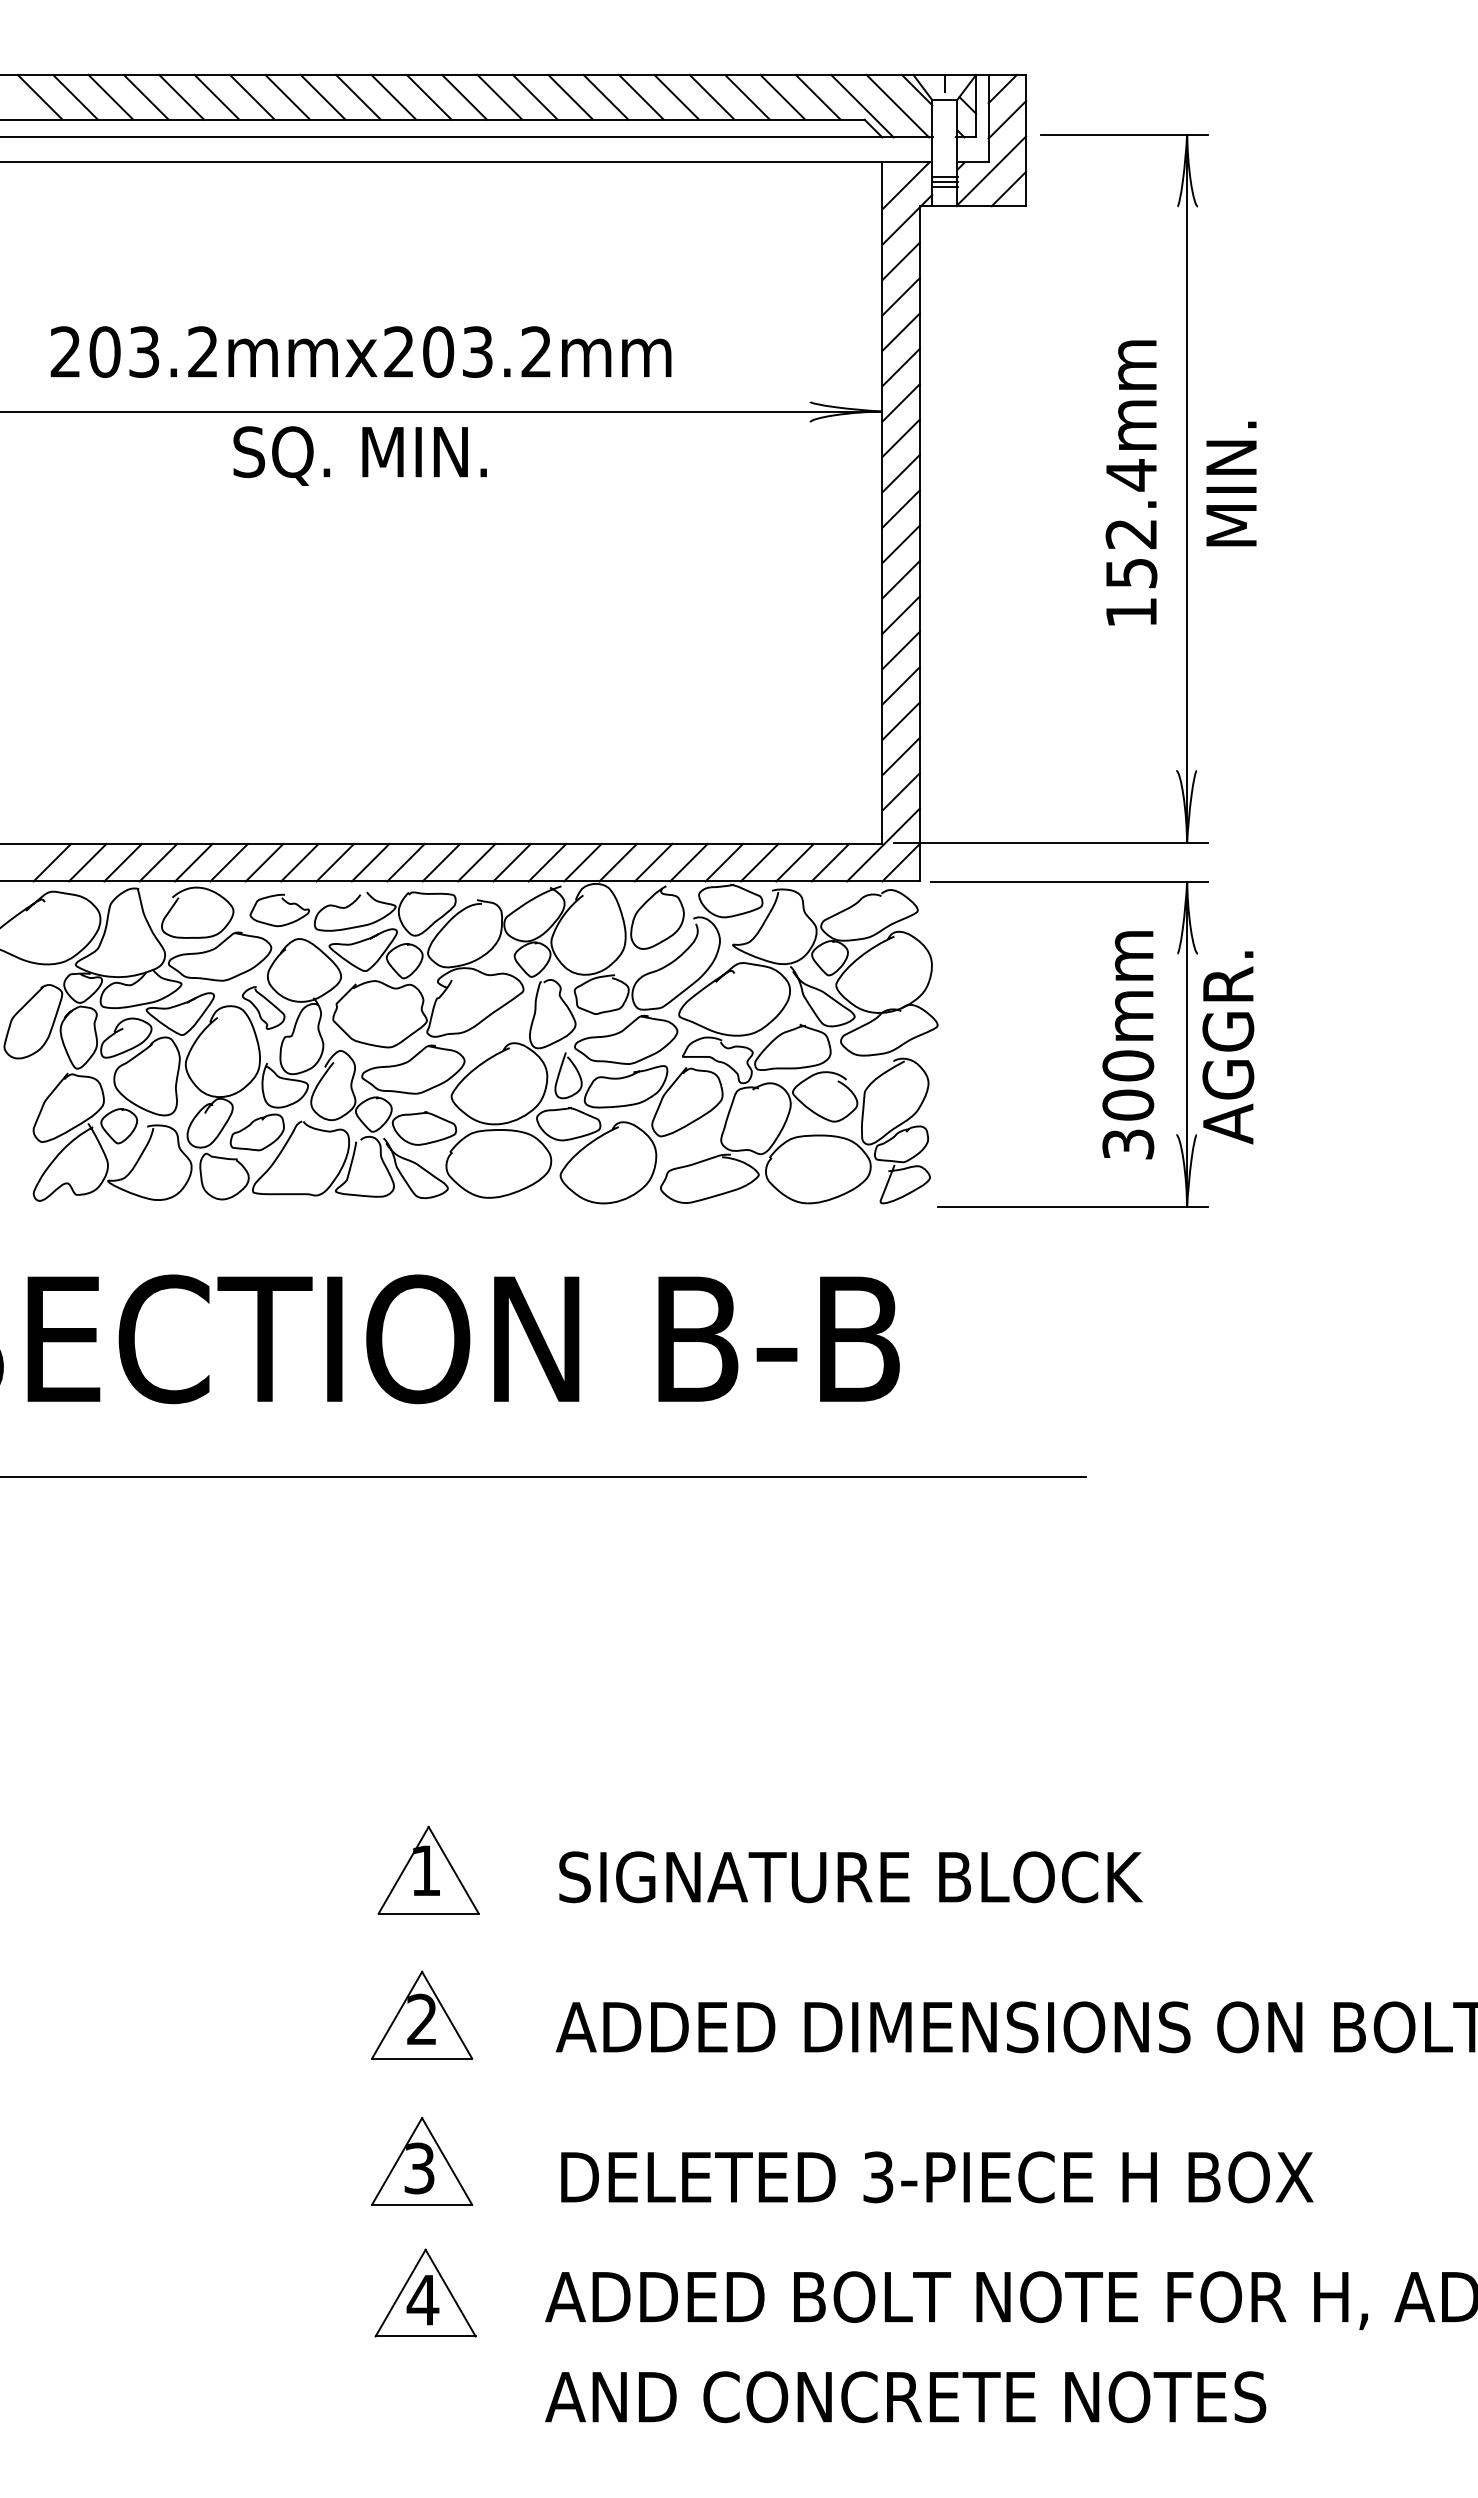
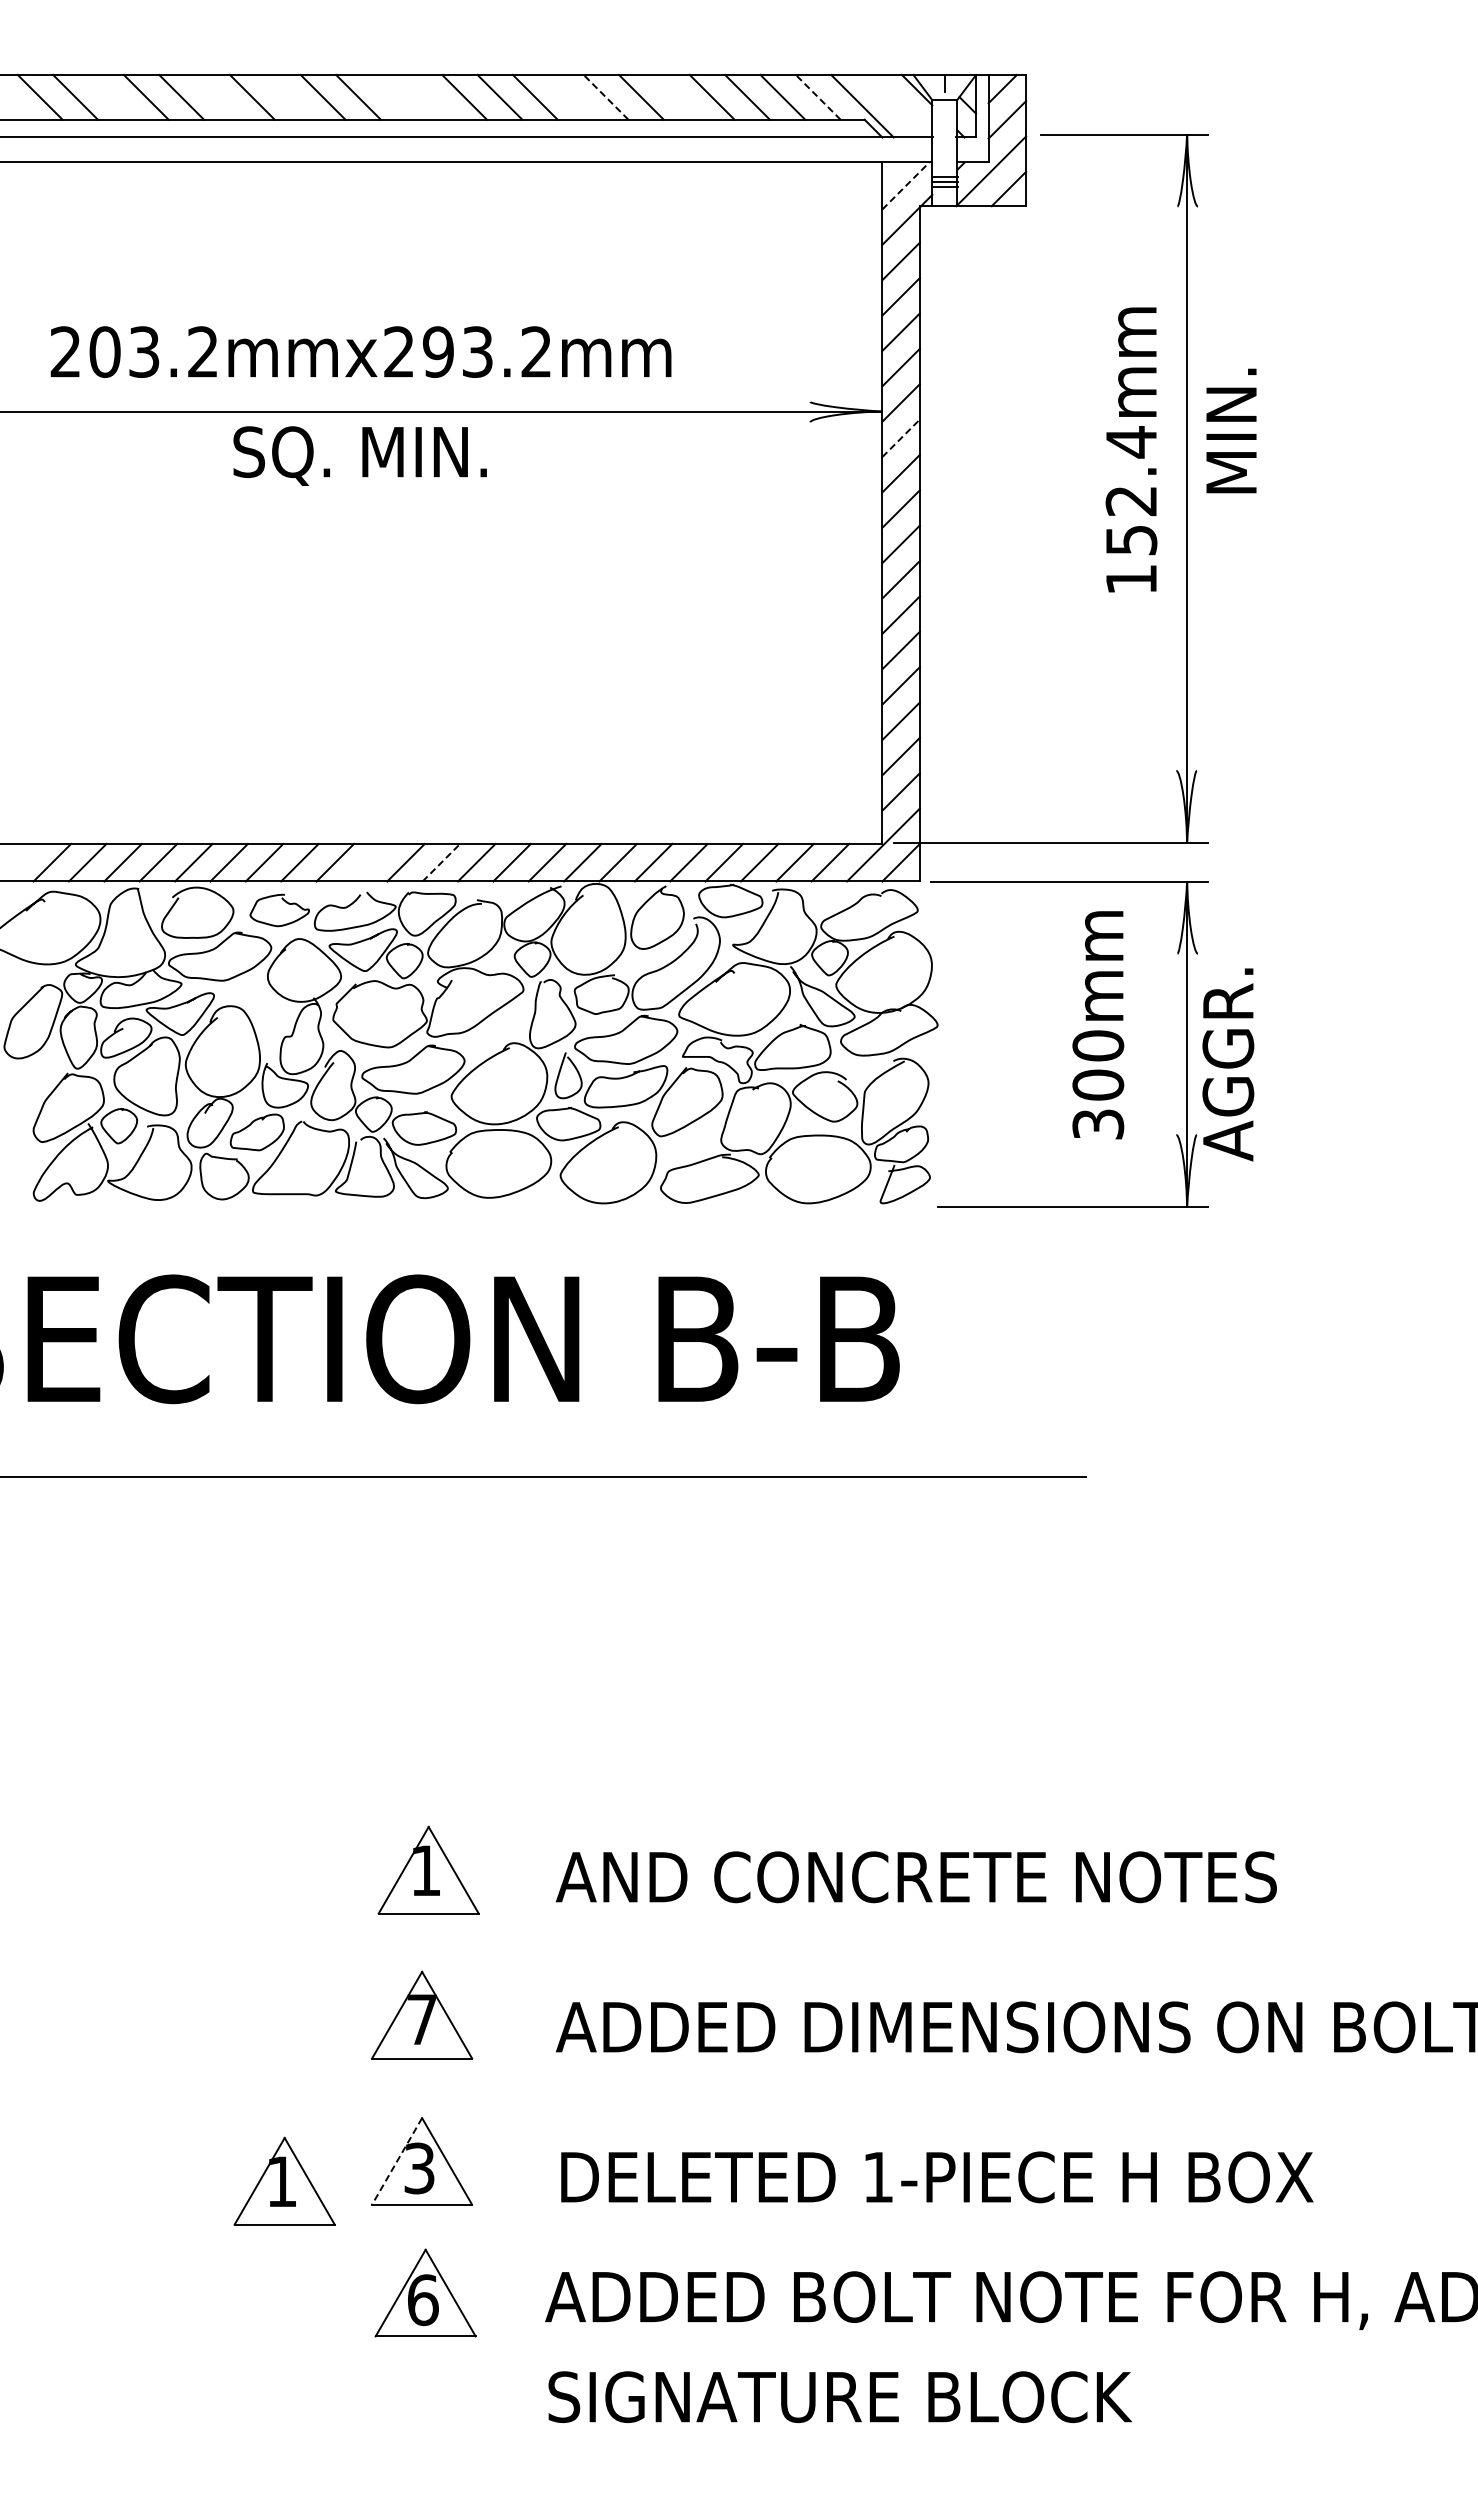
line: present -> none (110, 96)
line: present -> none (216, 96)
line: present -> none (287, 96)
line: present -> none (393, 96)
line: present -> none (428, 96)
line: present -> none (570, 96)
line: present -> none (676, 96)
line: solid -> dashed (606, 97)
line: solid -> dashed (818, 97)
line: present -> none (897, 105)
line: solid -> dashed (906, 185)
text: 203.2mmx203.2mm -> 203.2mmx293.2mm (438, 351)
line: solid -> dashed (901, 438)
text position: (1131, 482) -> (1131, 449) (1131, 449)
text position: (1231, 483) -> (1231, 430) (1231, 430)
line: present -> none (370, 862)
line: solid -> dashed (441, 862)
curve: present -> none (258, 1009)
text position: (1128, 1045) -> (1098, 1025) (1098, 1025)
text position: (1228, 1047) -> (1228, 1064) (1228, 1064)
text: SIGNATURE BLOCK -> AND CONCRETE NOTES (916, 1877)
text: 2 -> 7 (421, 2018)
line: solid -> dashed (396, 2161)
text: 3-PIECE -> 1-PIECE (878, 2177)
part: none -> present (284, 2180)
text: 4 -> 6 (422, 2300)
text: AND CONCRETE NOTES -> SIGNATURE BLOCK (905, 2397)
